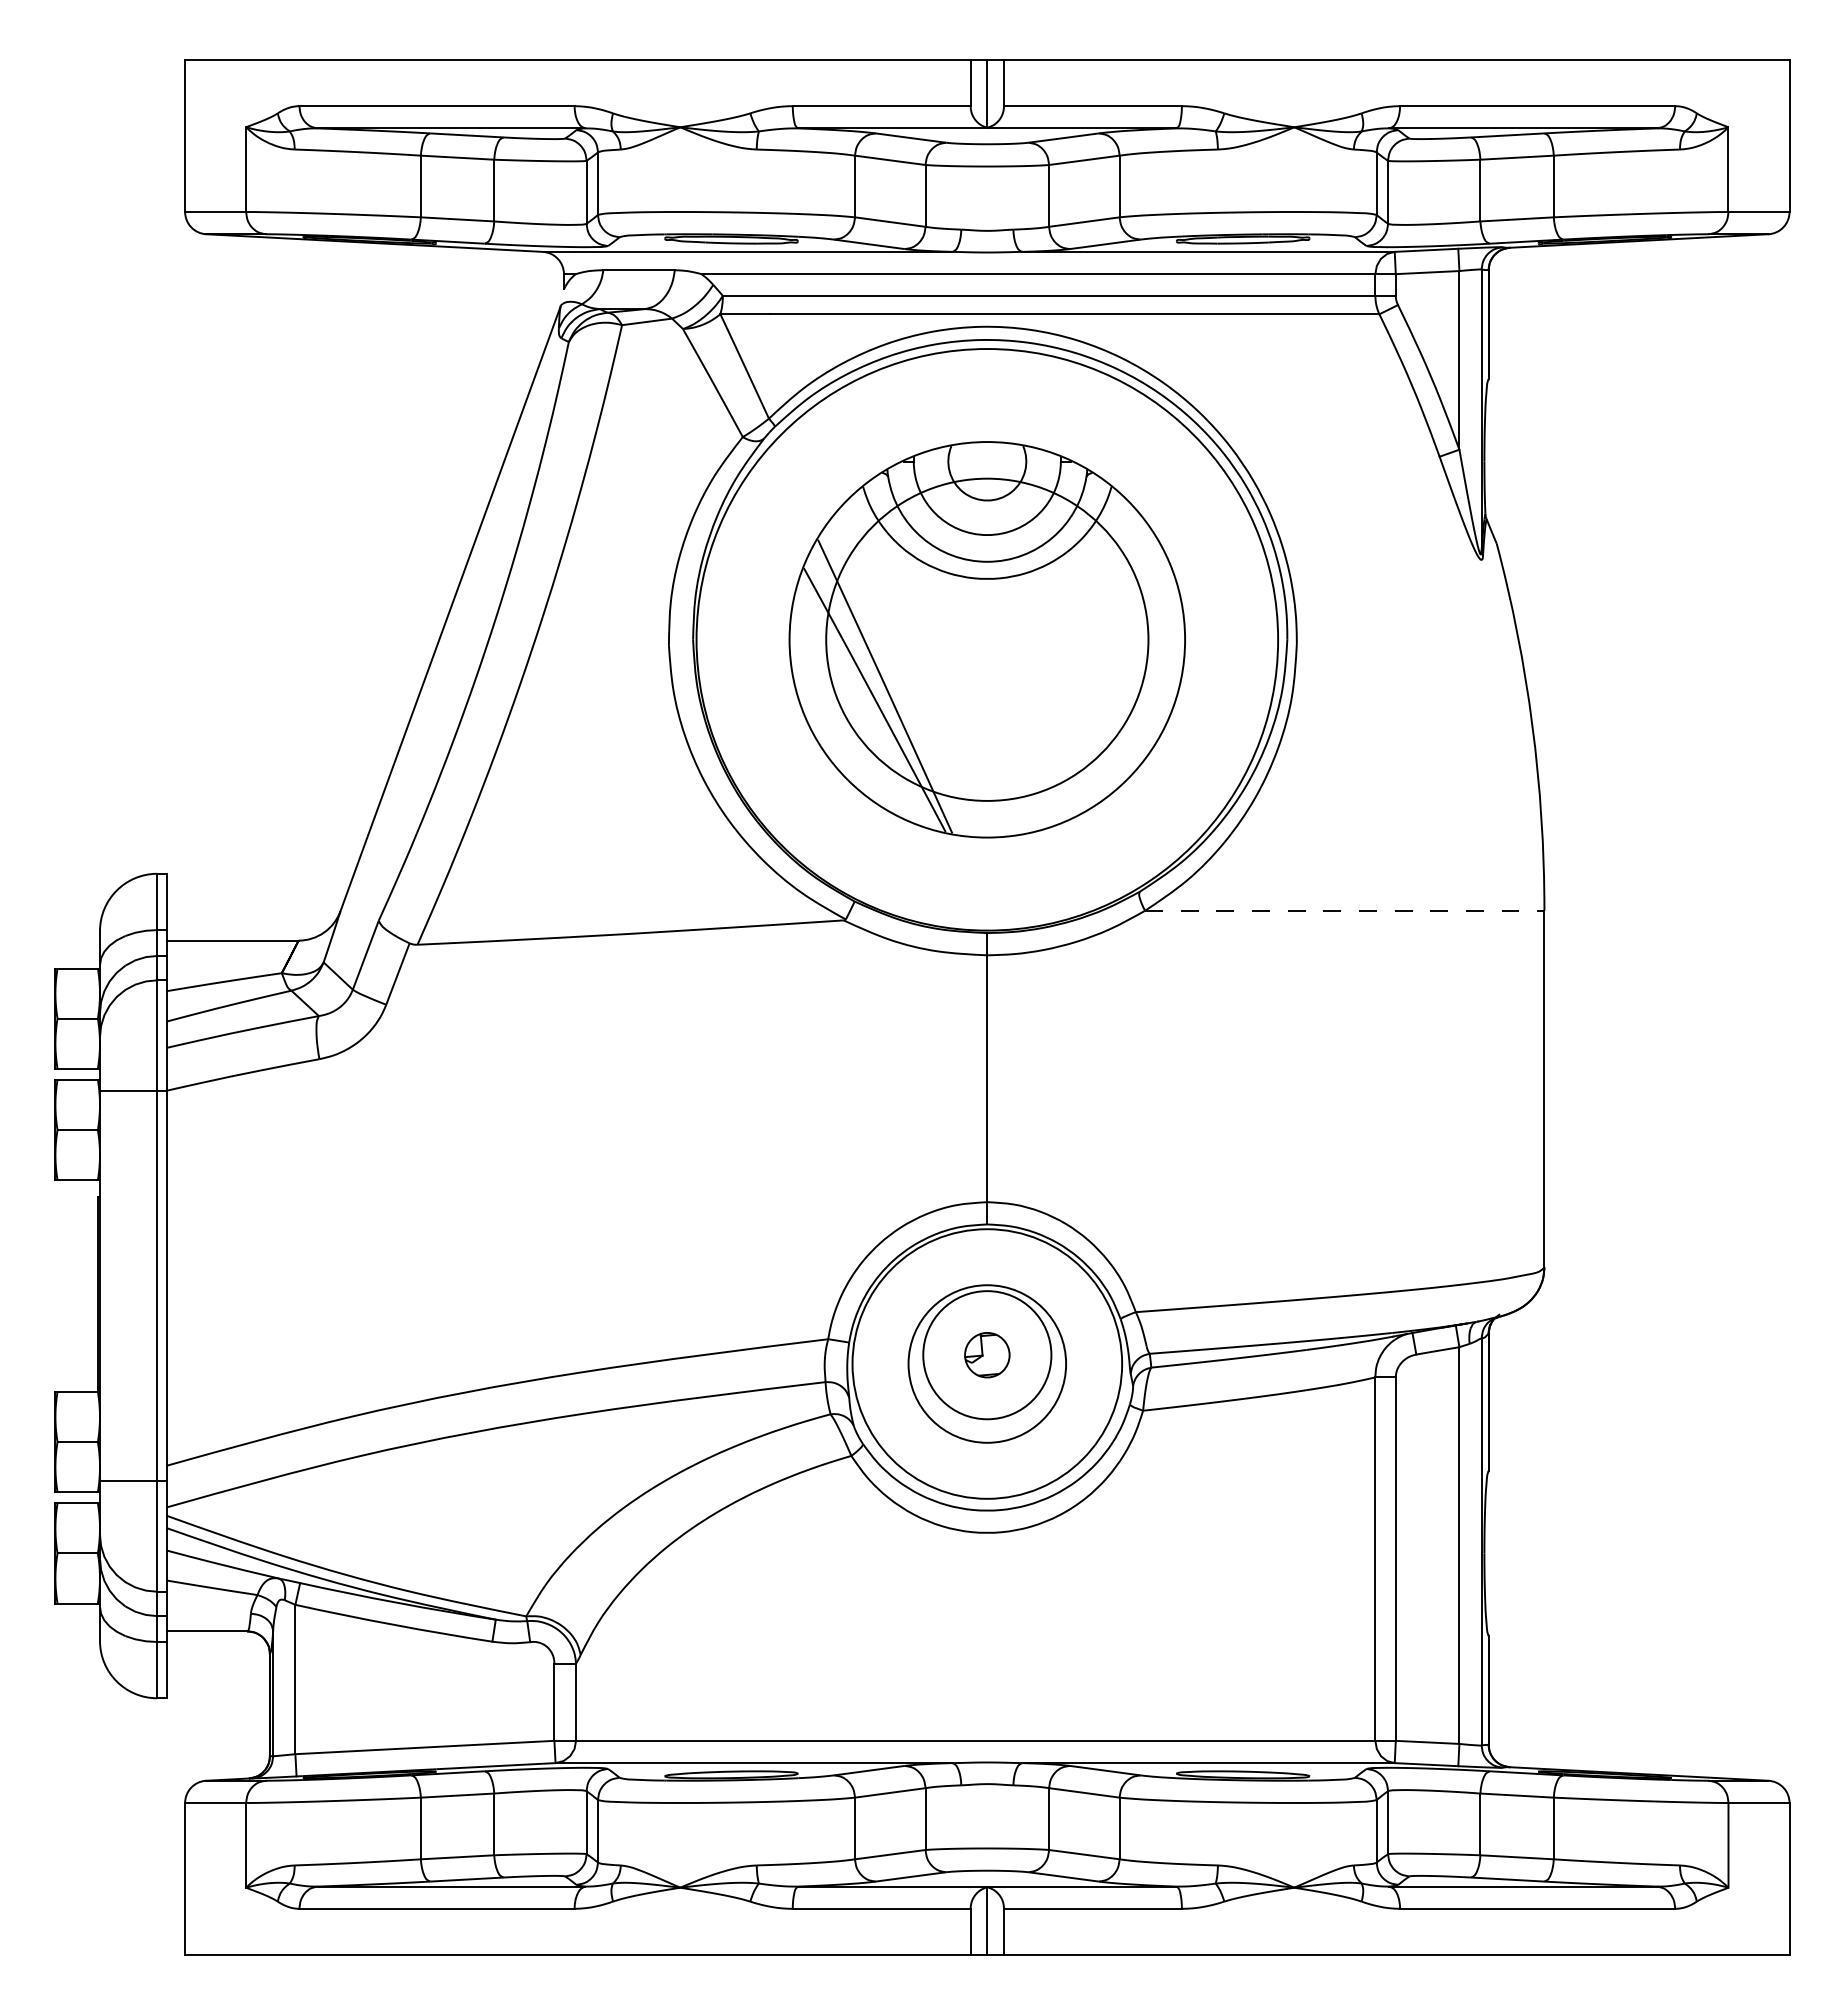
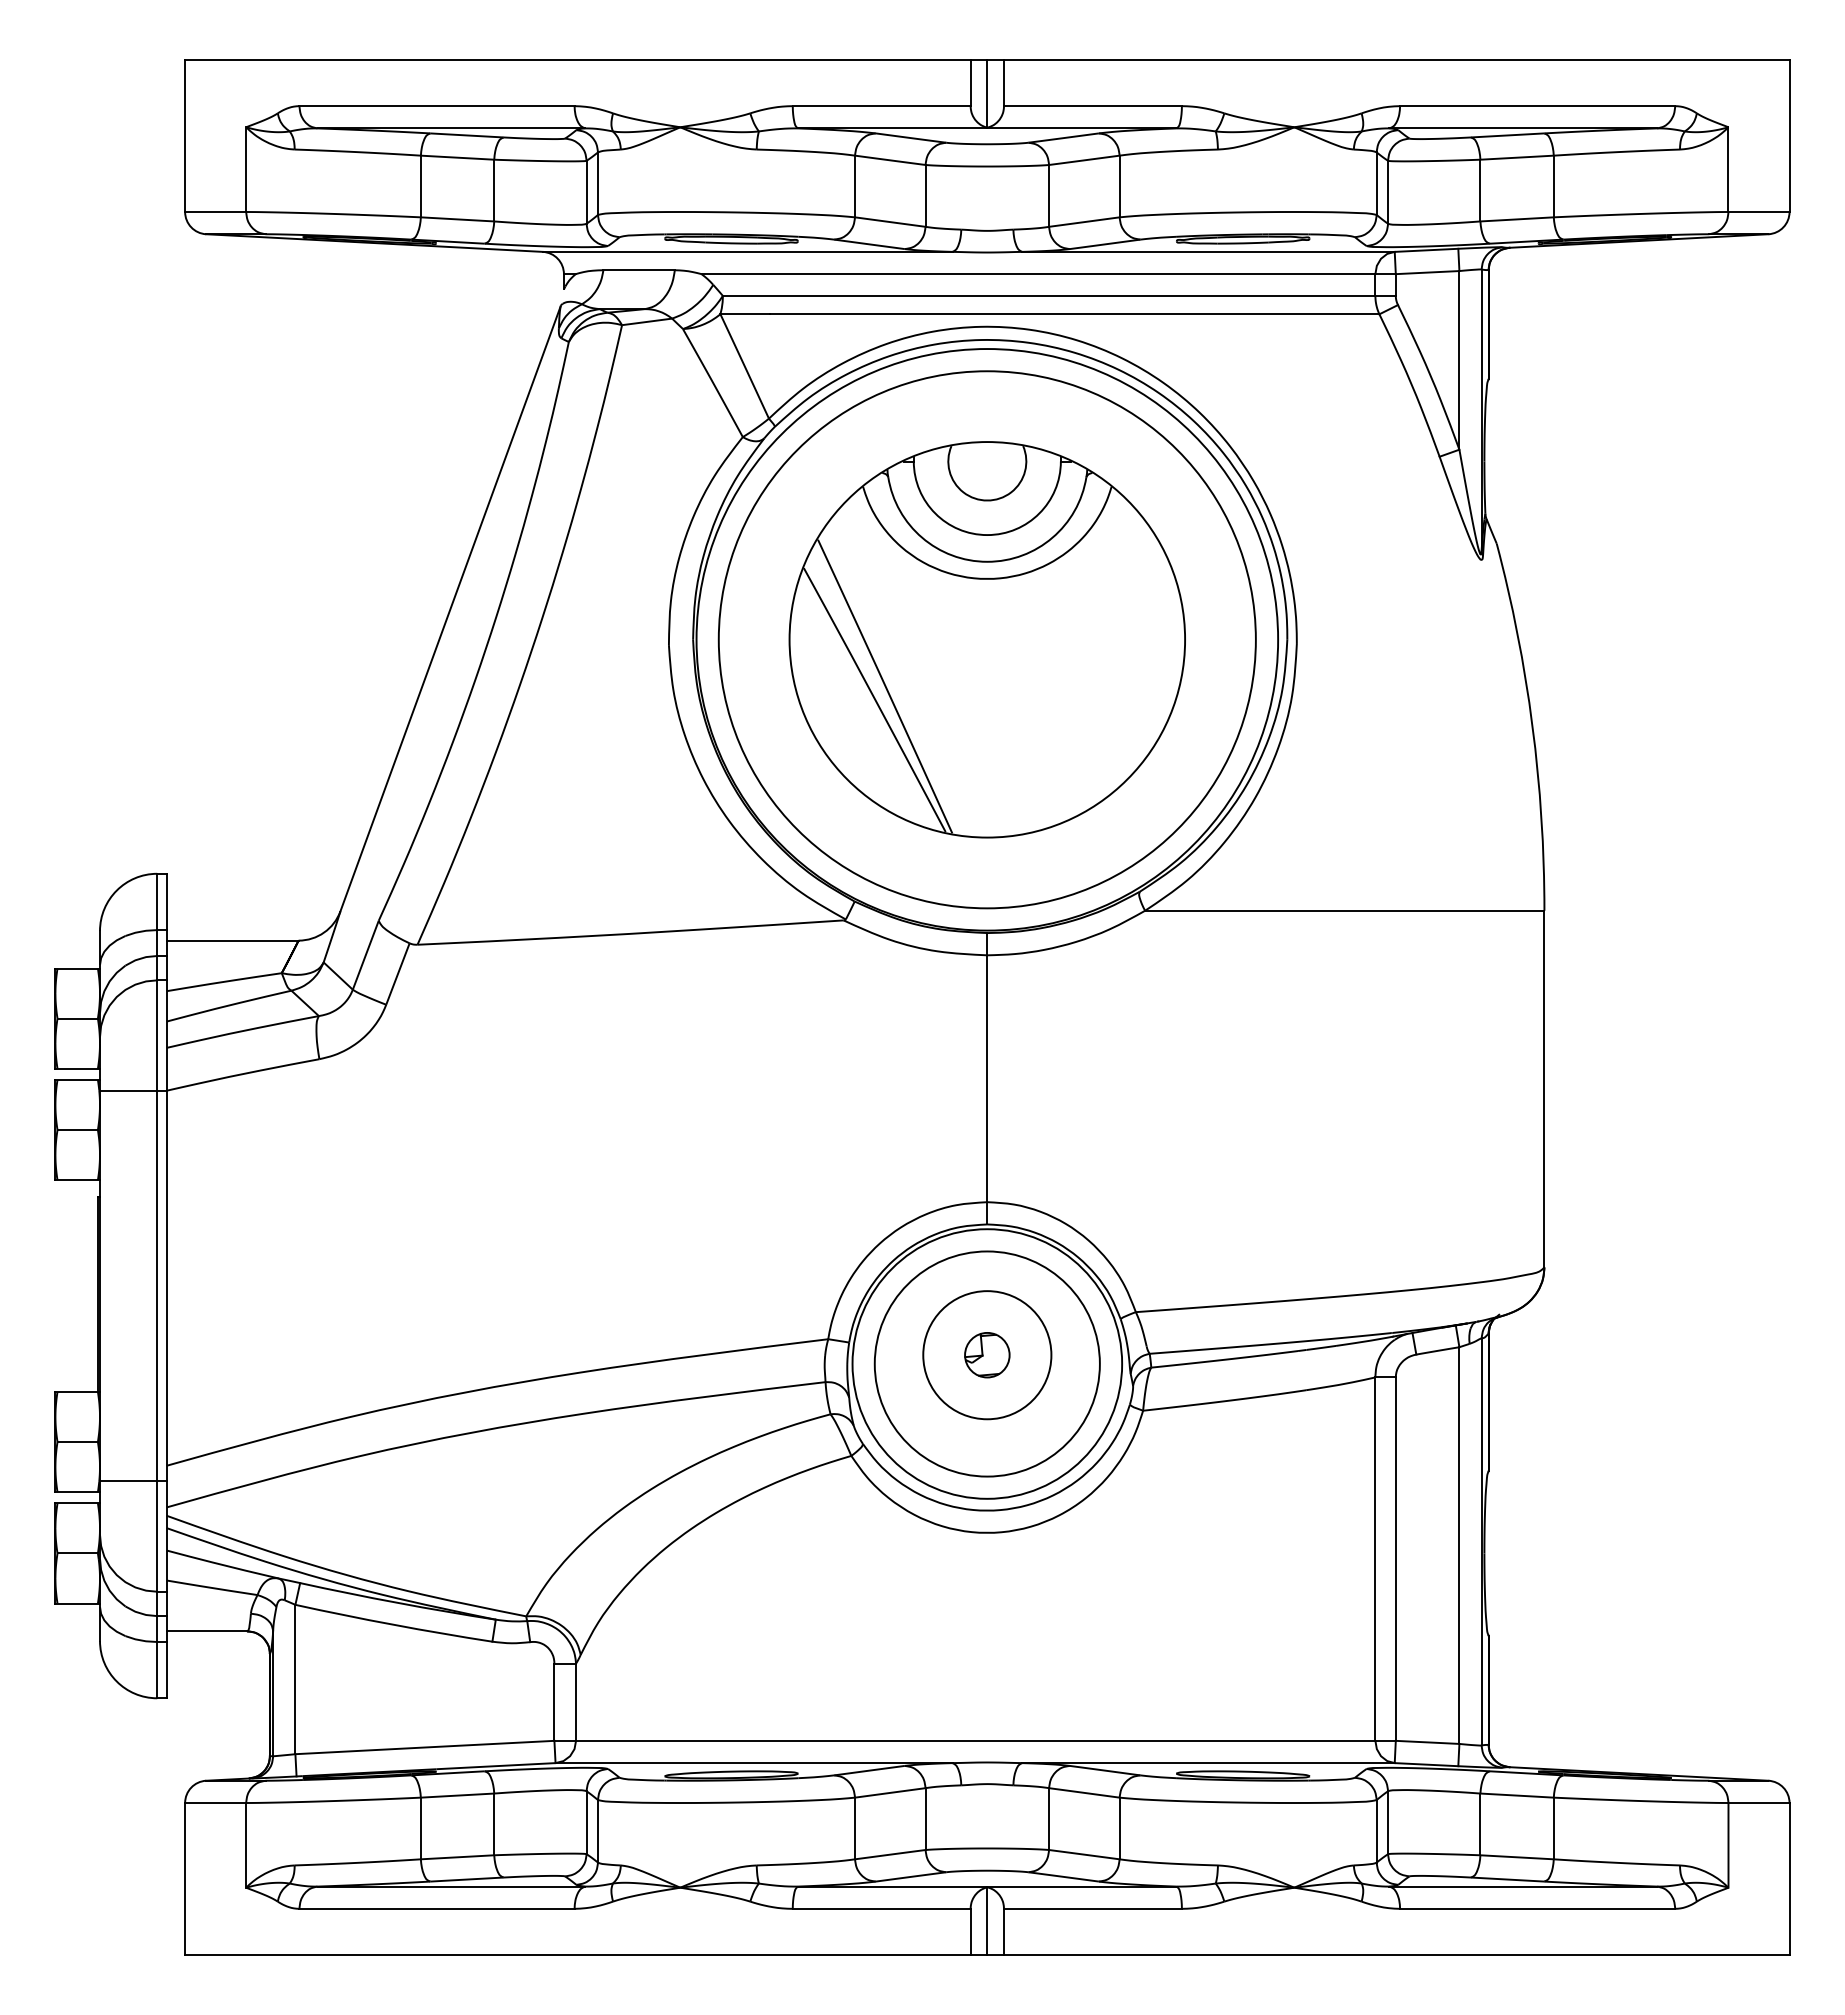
circle diameter: 322 px -> 537 px (986, 639)
line: dashed -> solid (1344, 910)
circle diameter: 158 px -> 225 px (986, 1363)
